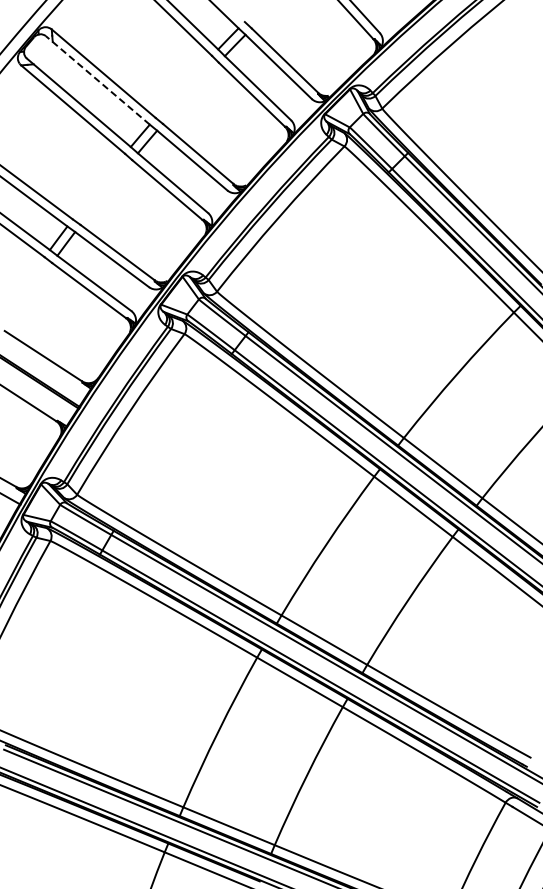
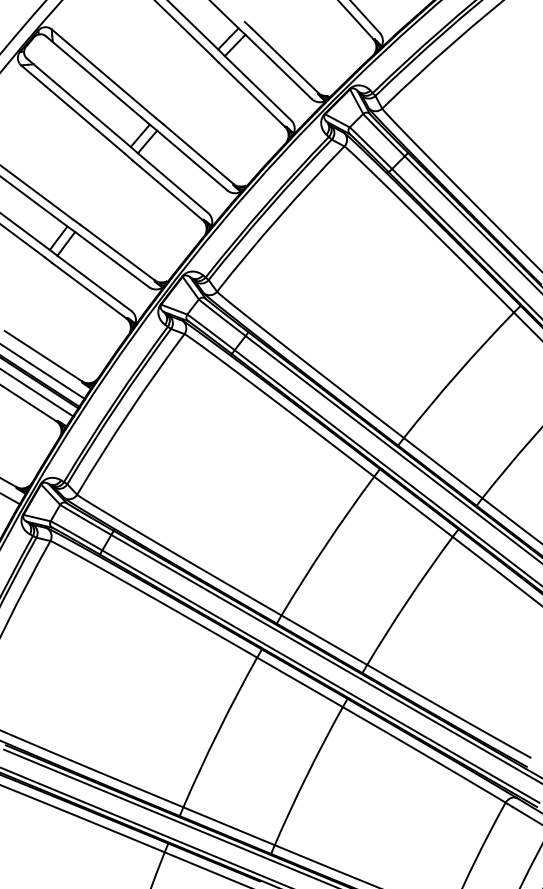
line: dashed -> solid (97, 80)
line: none -> present (43, 372)
line: none -> present (37, 393)
